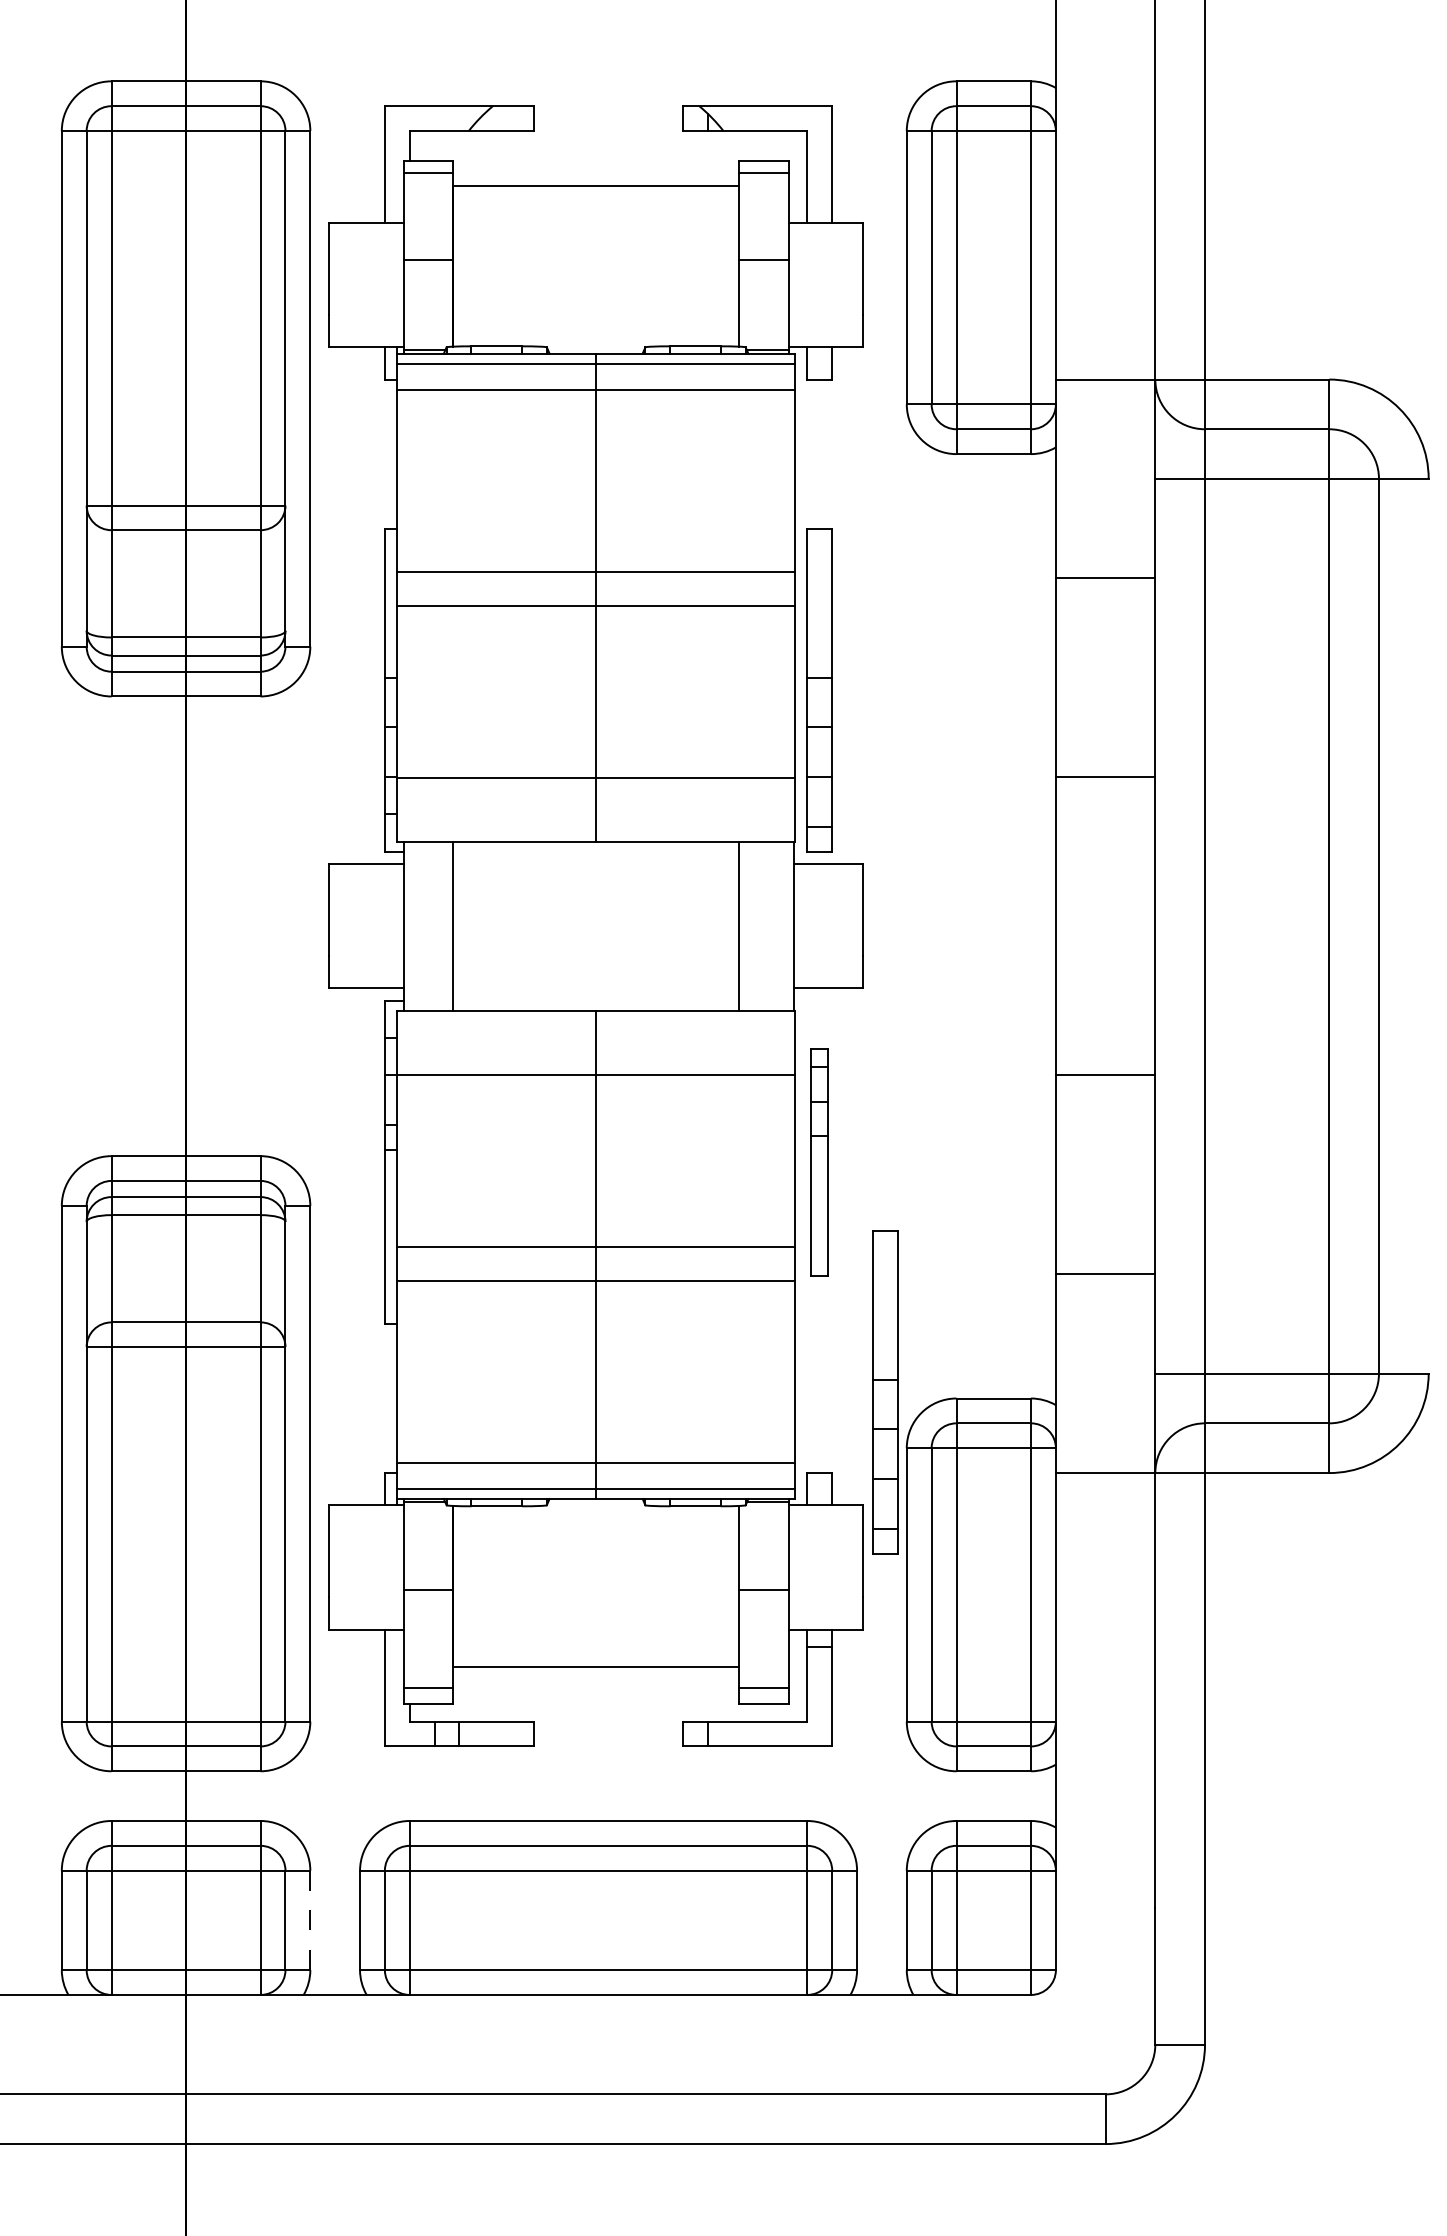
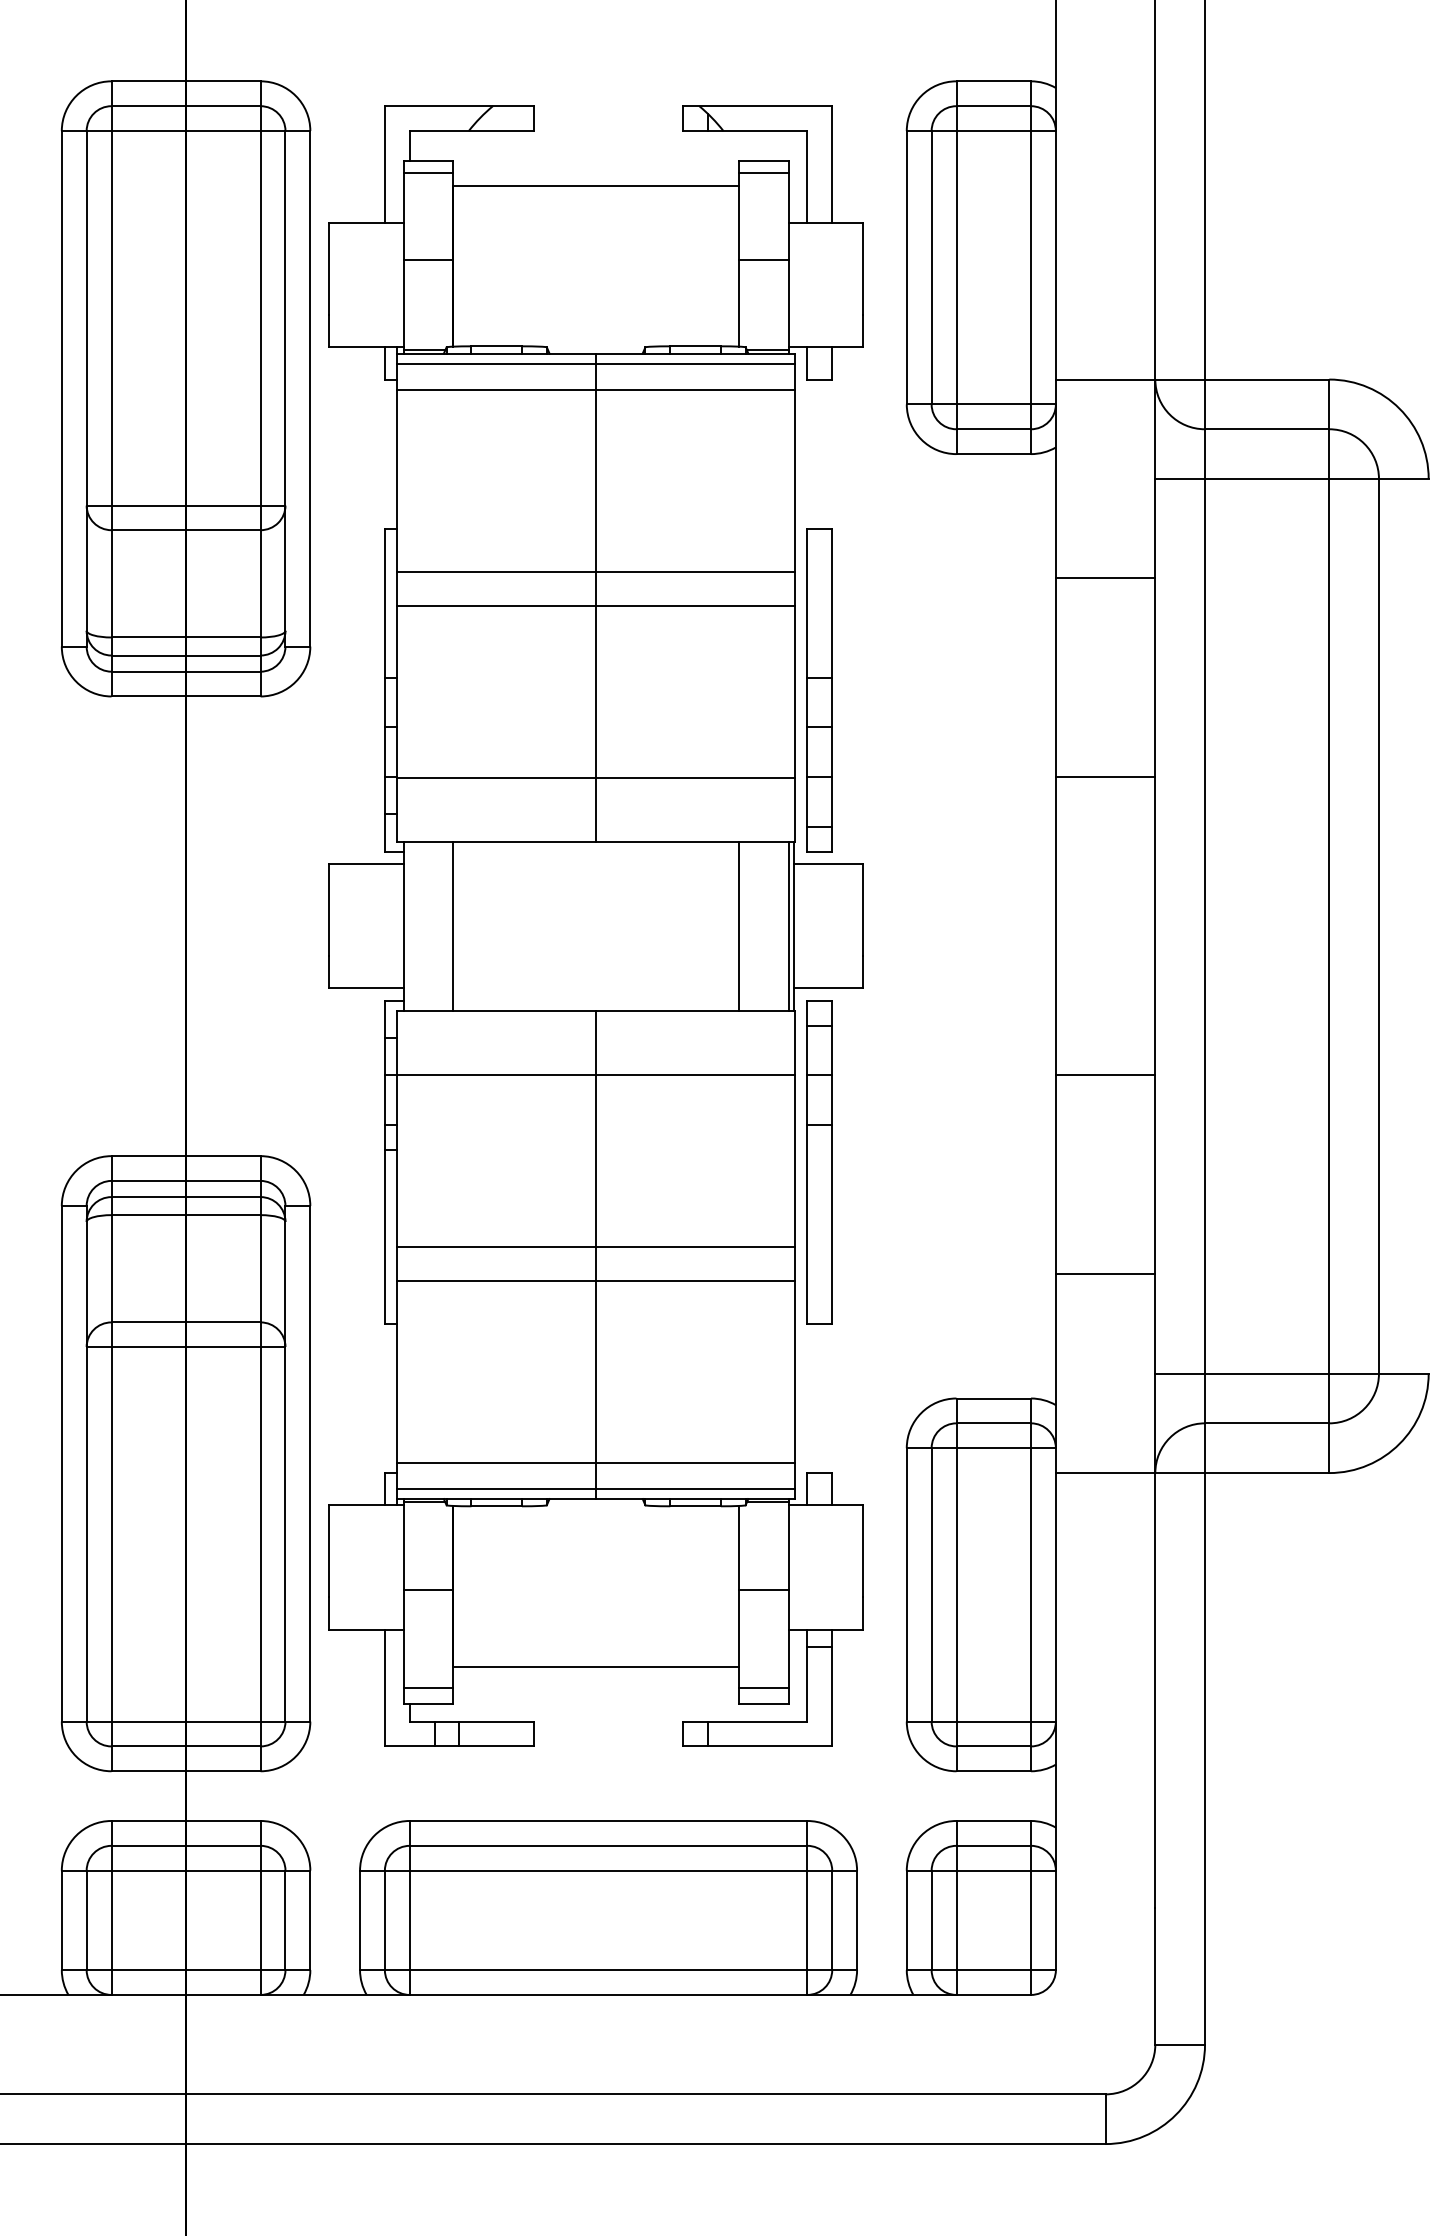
line: none -> present (788, 926)
part size: 19x229 px -> 27x325 px (819, 1162)
part: present -> none (885, 1392)
line: dashed -> solid (310, 1920)
